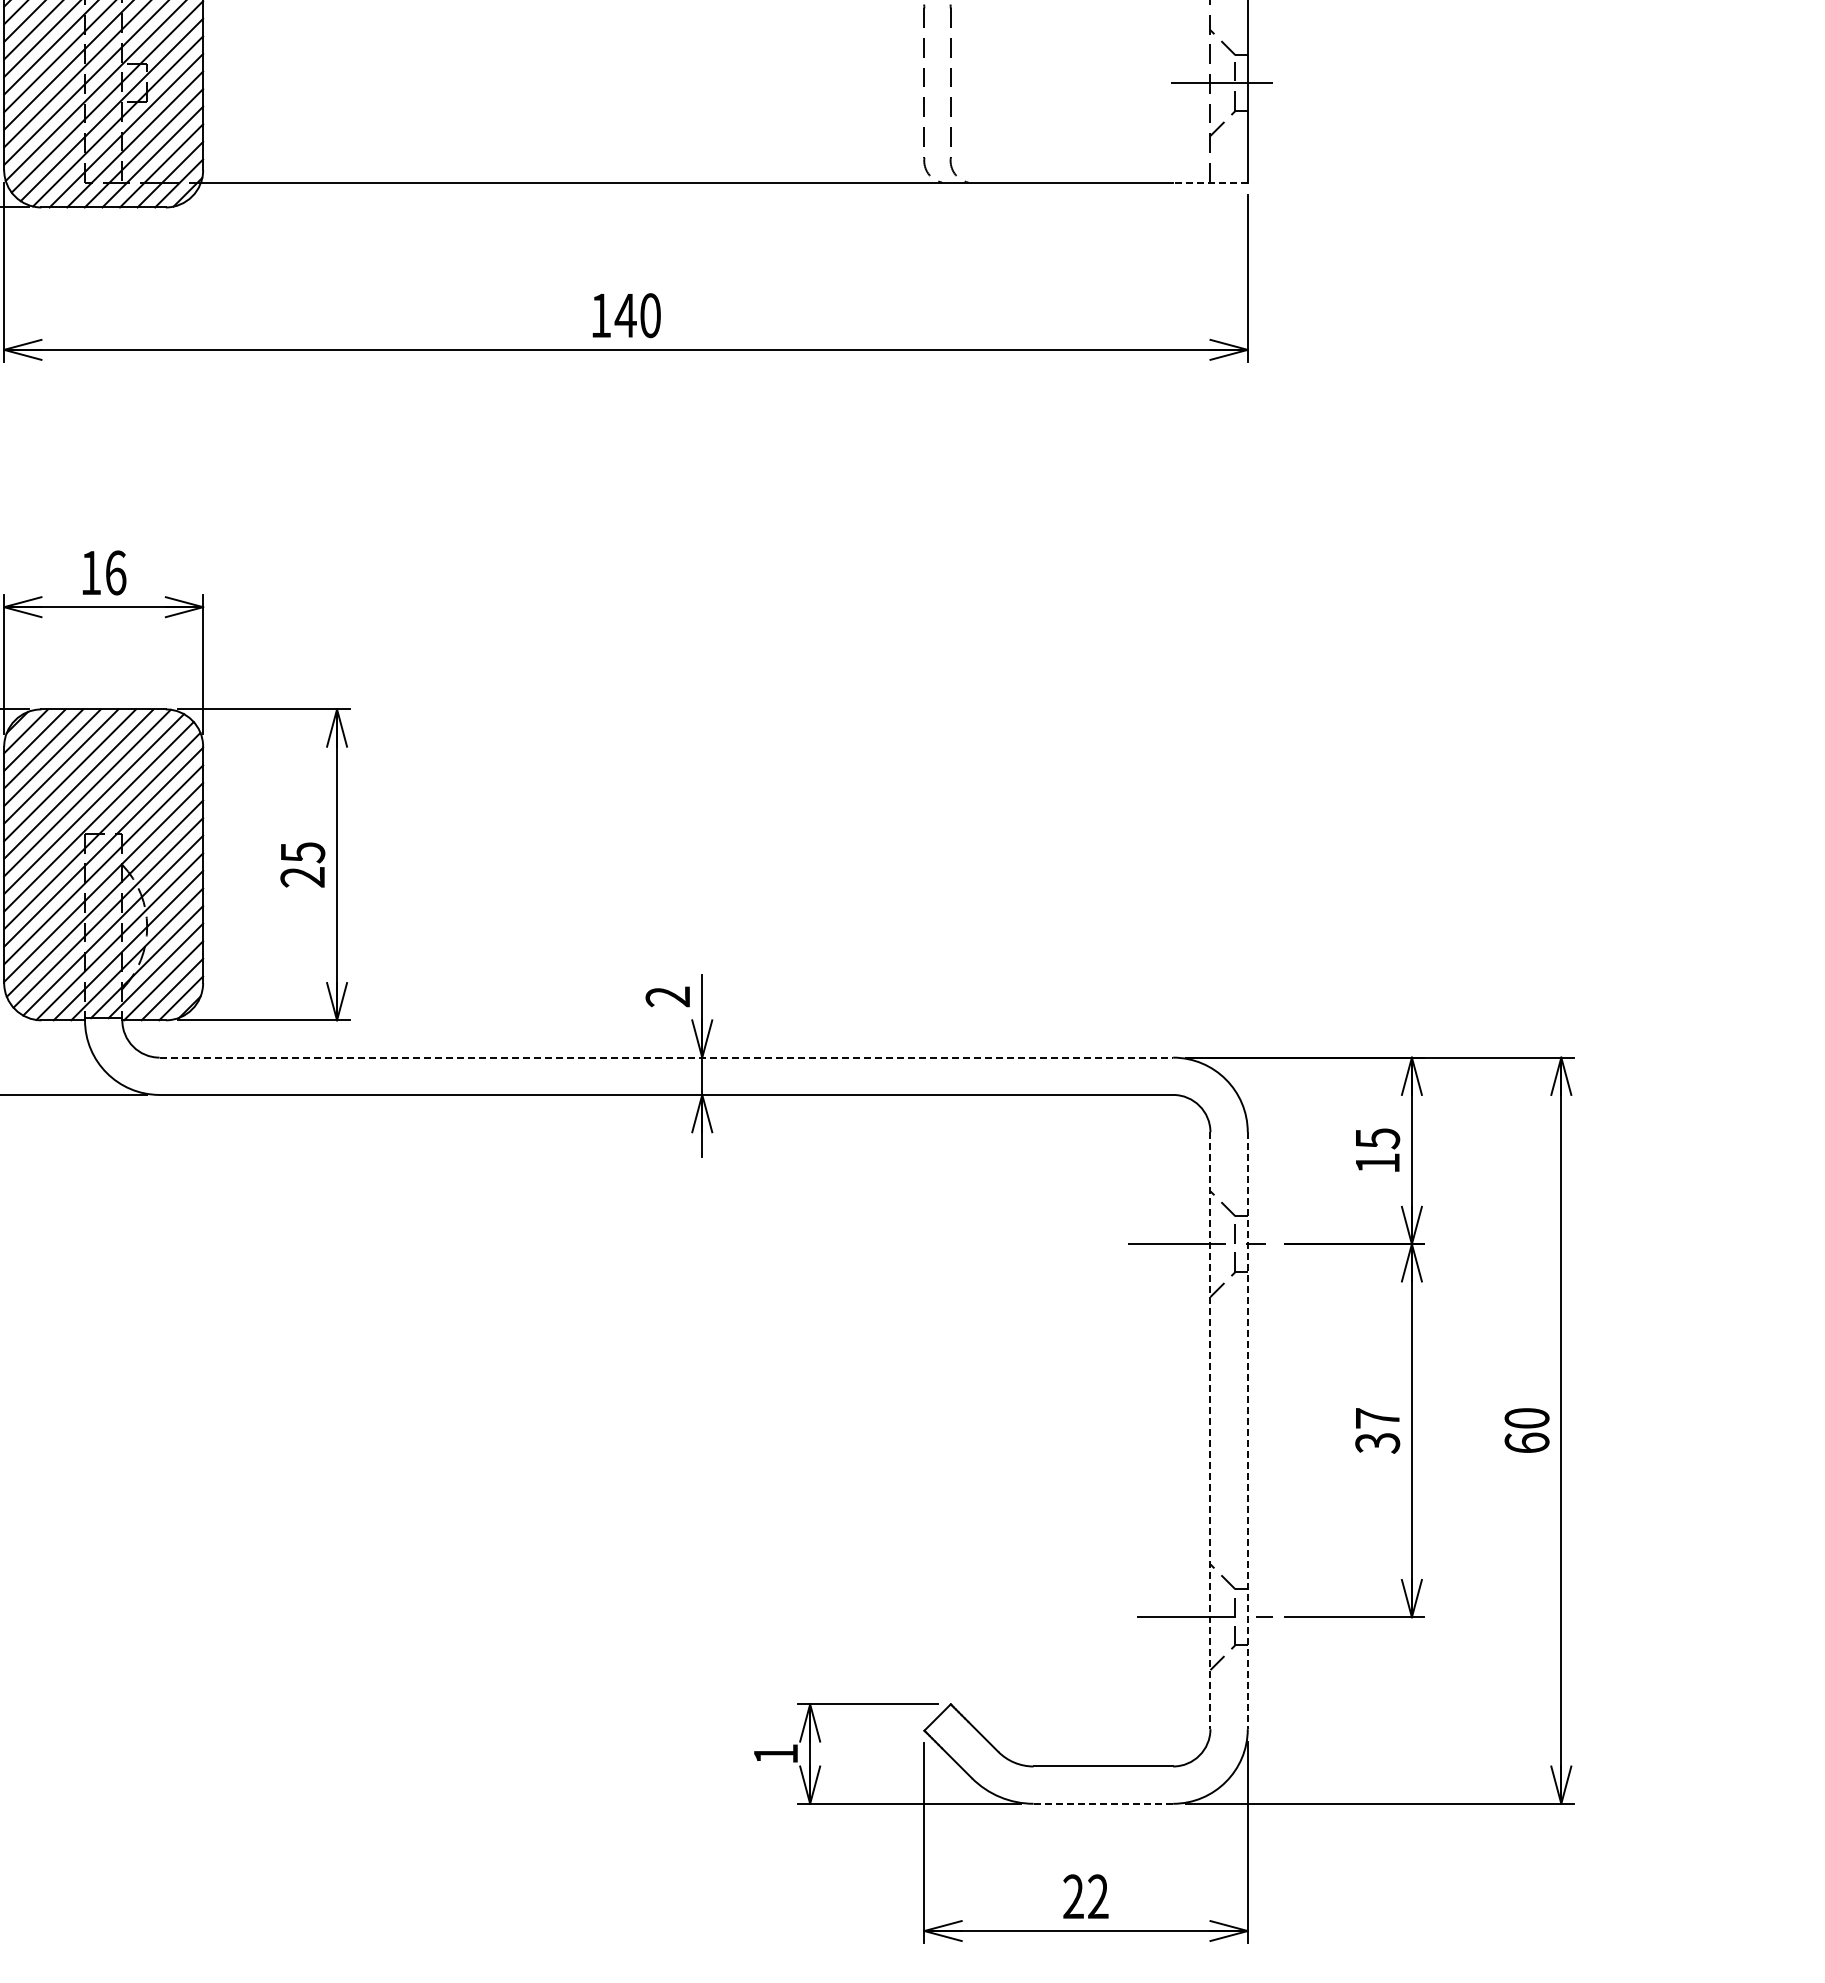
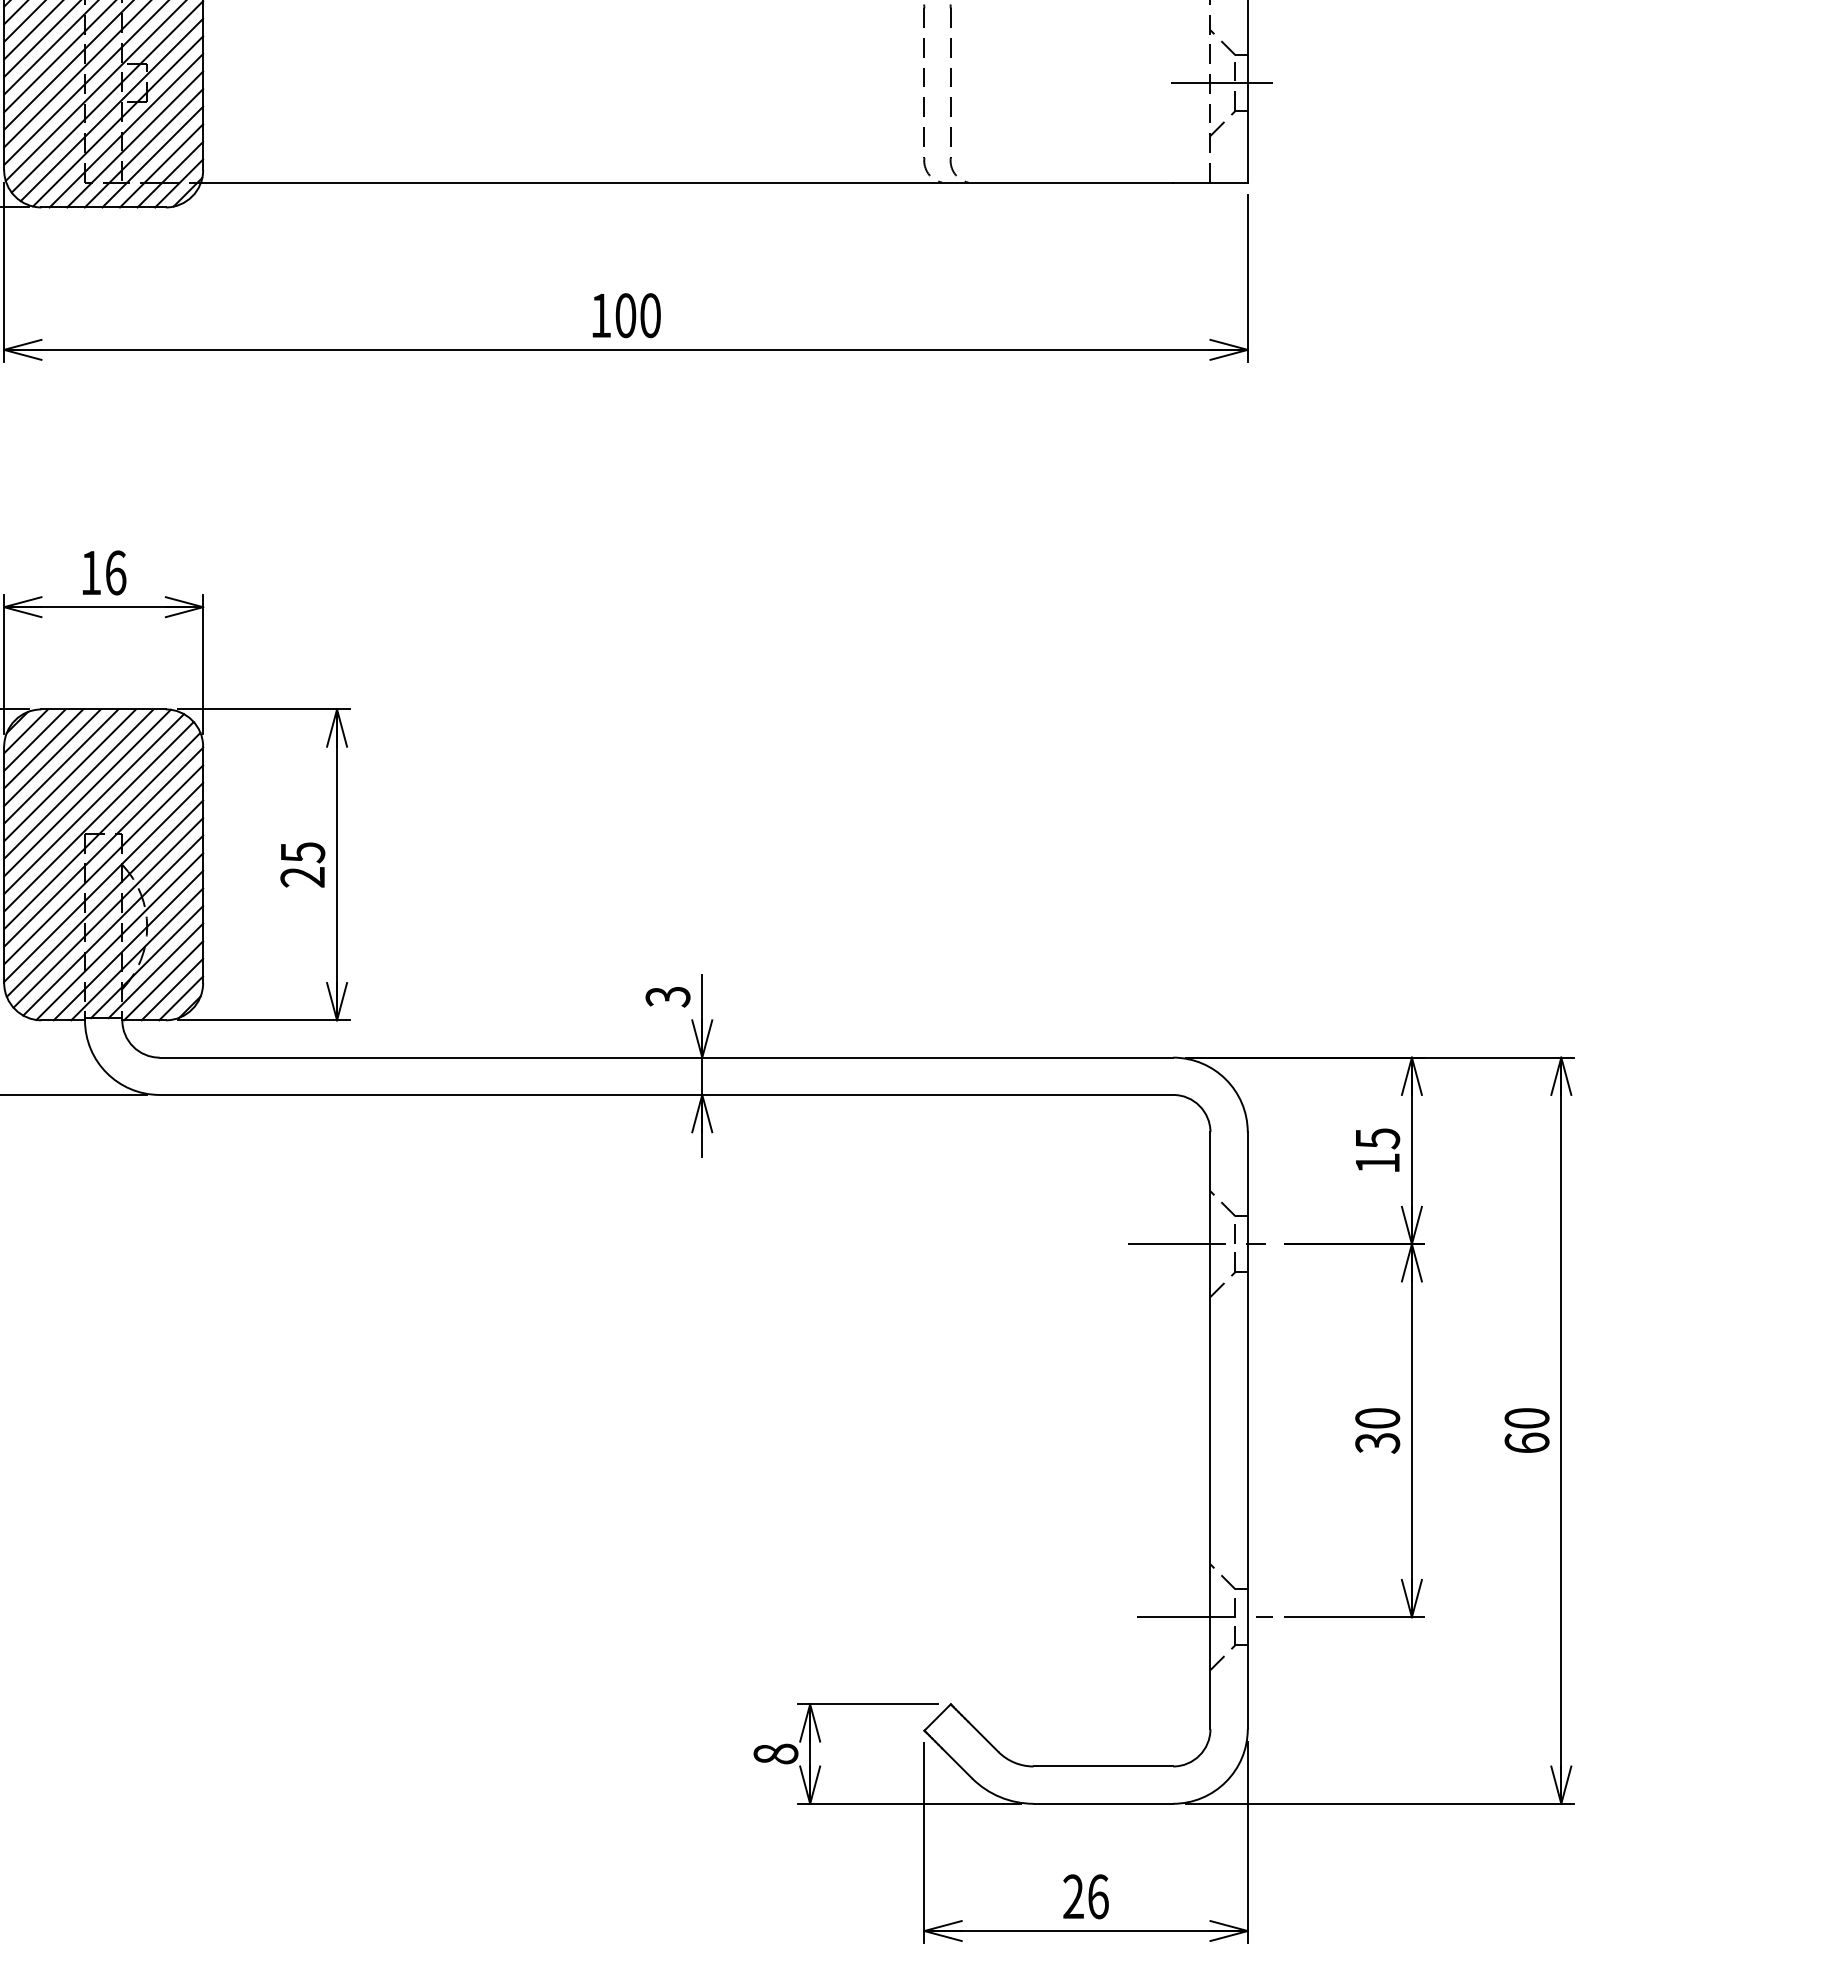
line: dashed -> solid (1209, 182)
text: 140 -> 100 (625, 315)
text: 2 -> 3 (668, 996)
line: dashed -> solid (666, 1057)
text: 37 -> 30 (1377, 1418)
line: dashed -> solid (1210, 1431)
line: dashed -> solid (1247, 1431)
text: 1 -> 8 (775, 1753)
line: dashed -> solid (1103, 1803)
text: 22 -> 26 (1098, 1896)
